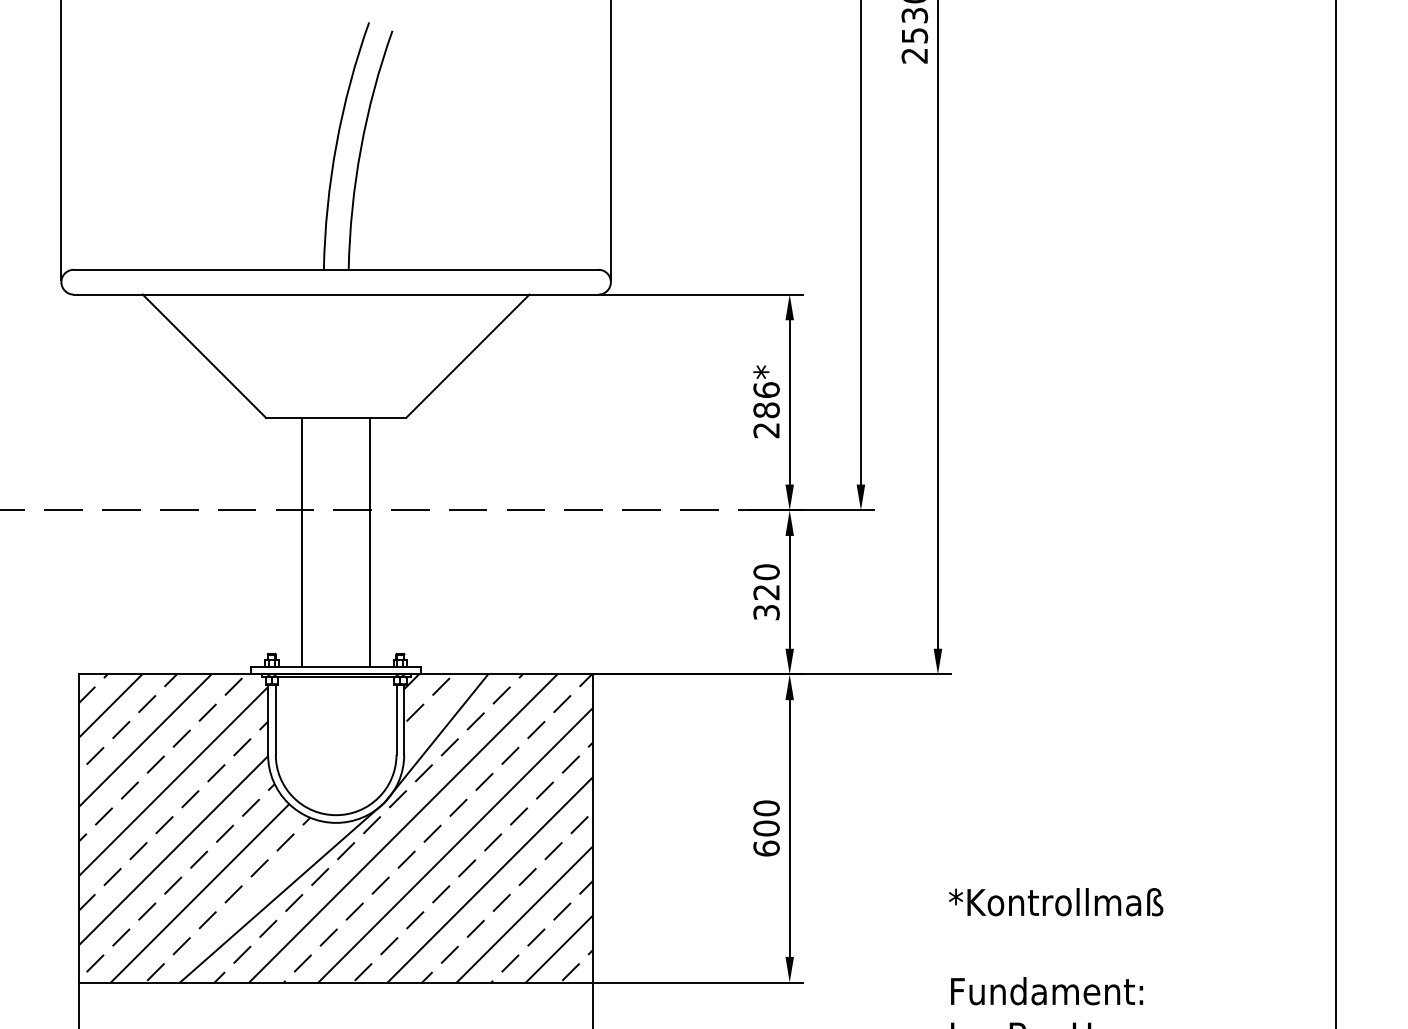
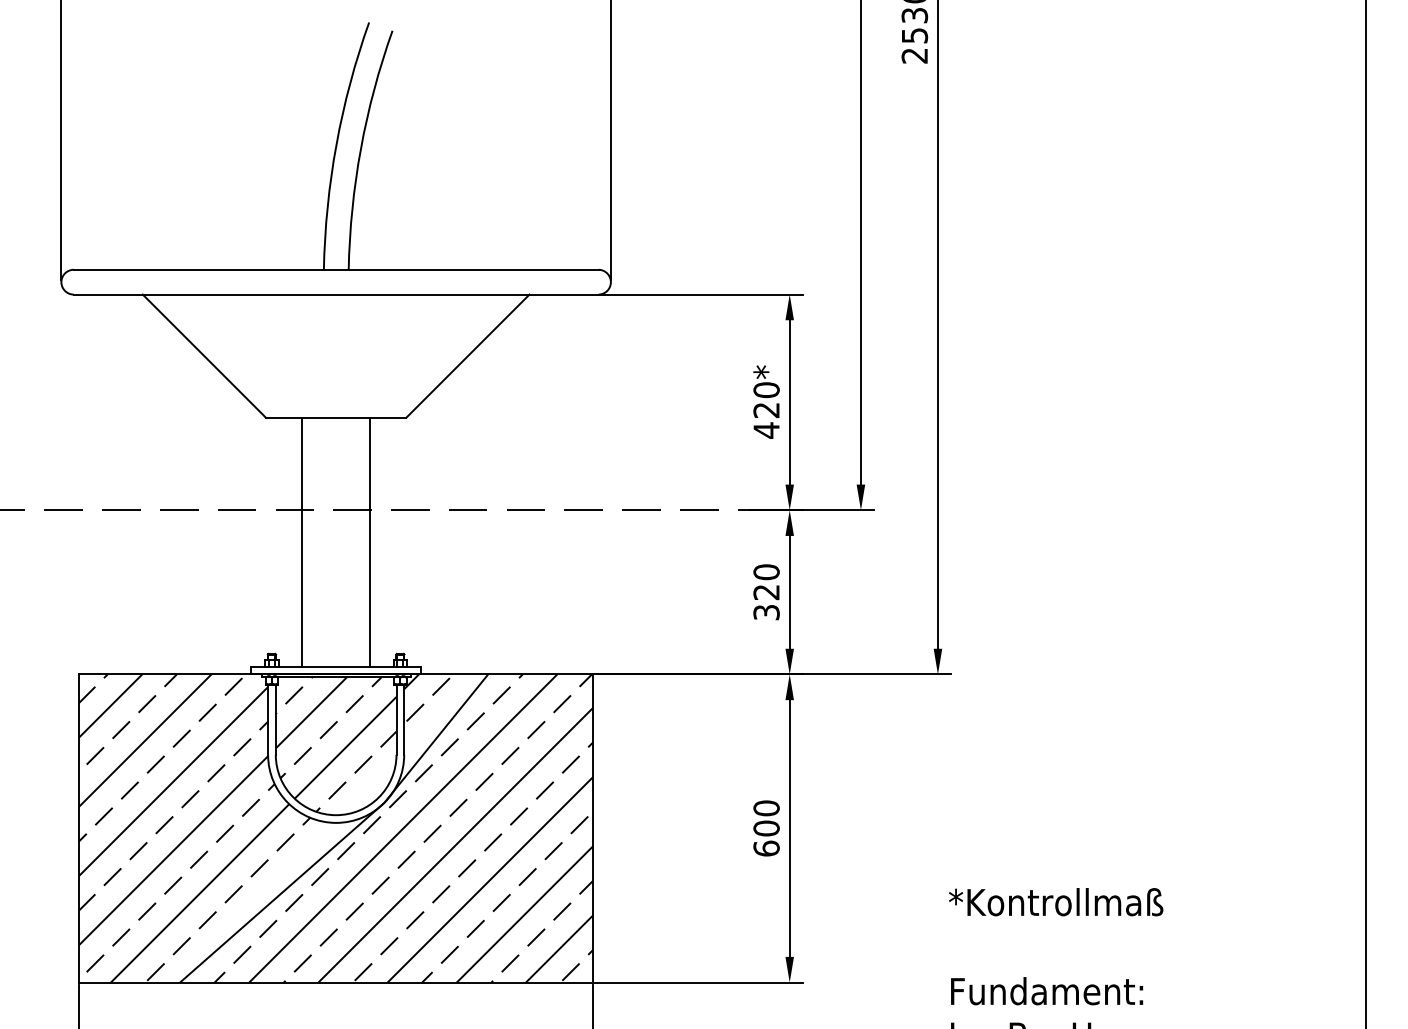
text: 286* -> 420* (766, 410)
line position: (1335, 513) -> (1365, 513) (1365, 513)
hatch: none -> present (335, 743)
